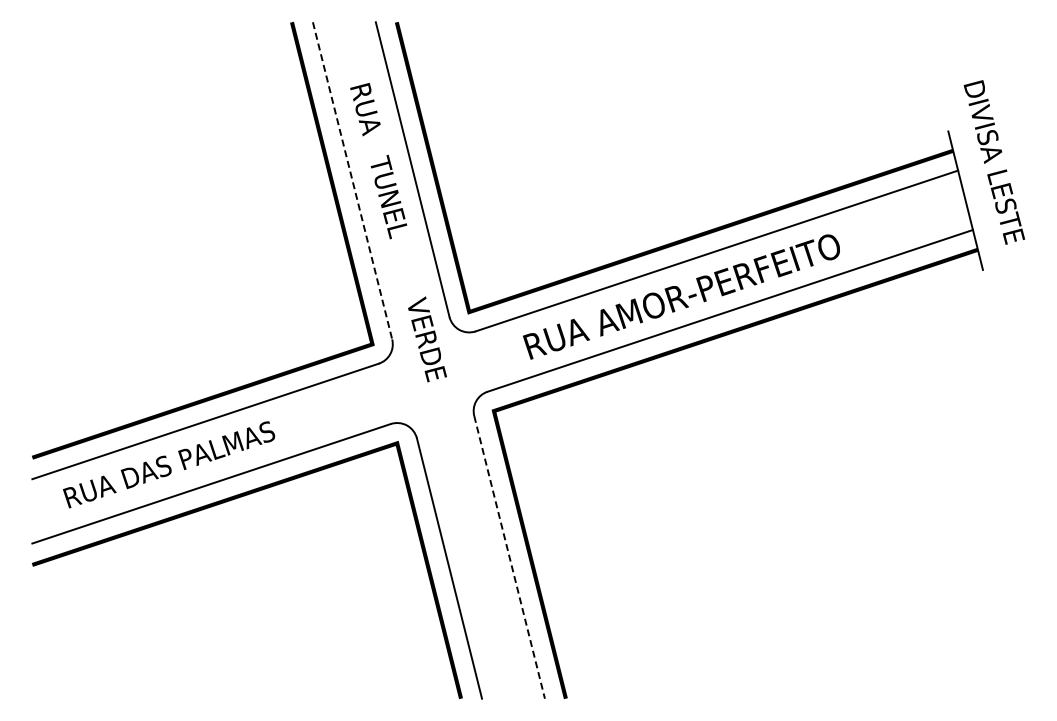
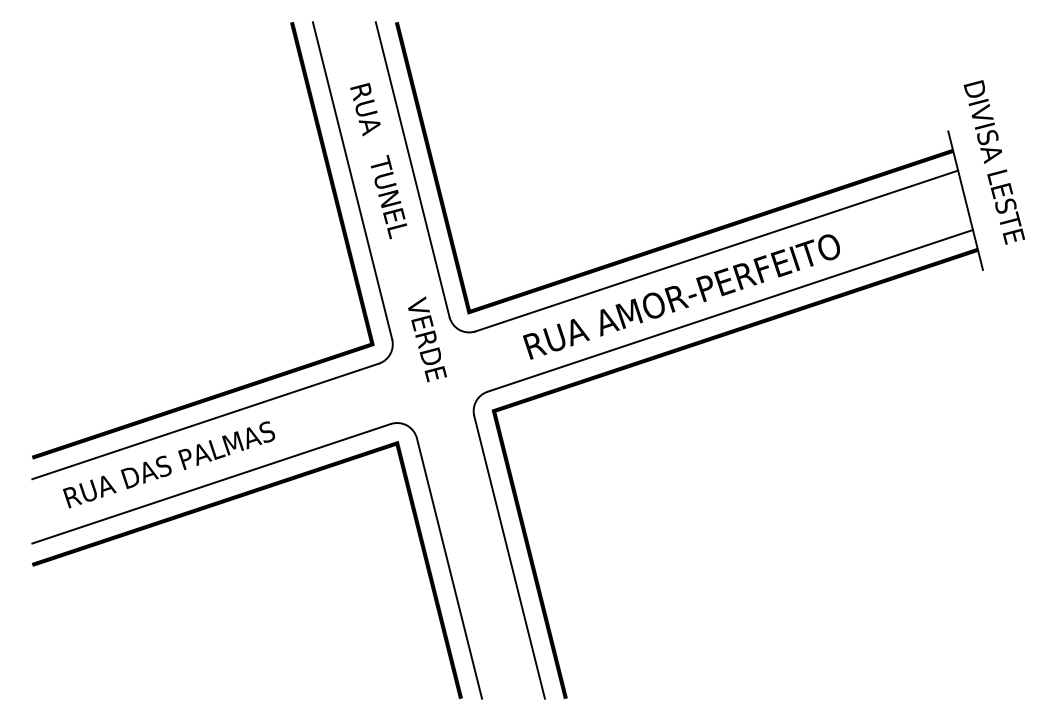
line: dashed -> solid (352, 181)
line: dashed -> solid (509, 557)
